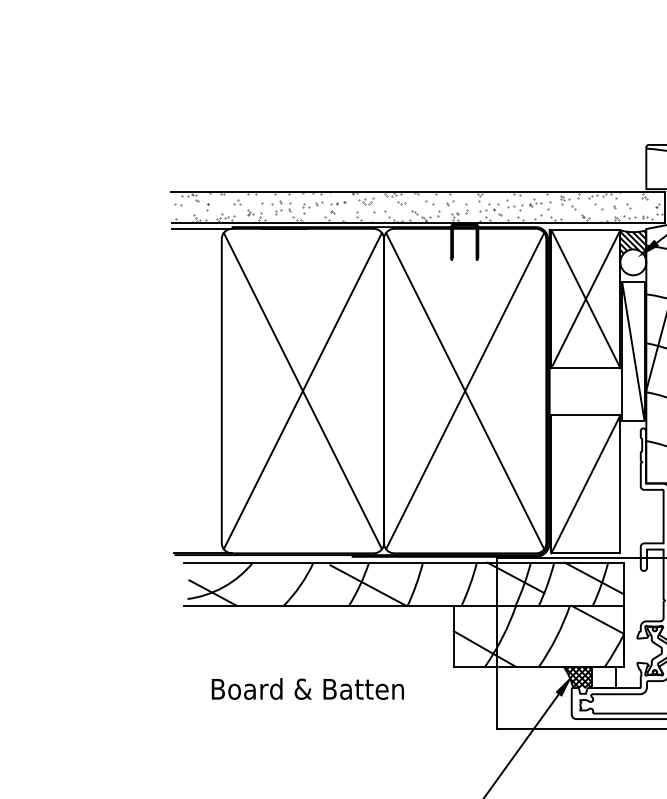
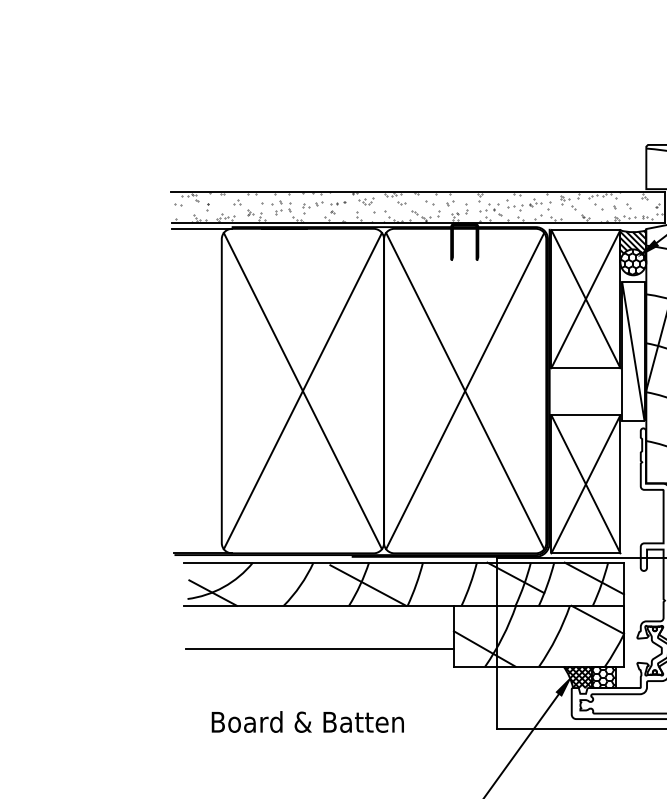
hatch: none -> present (633, 262)
line: none -> present (585, 484)
line: none -> present (319, 648)
hatch: none -> present (603, 677)
text position: (307, 688) -> (307, 721) (307, 721)
